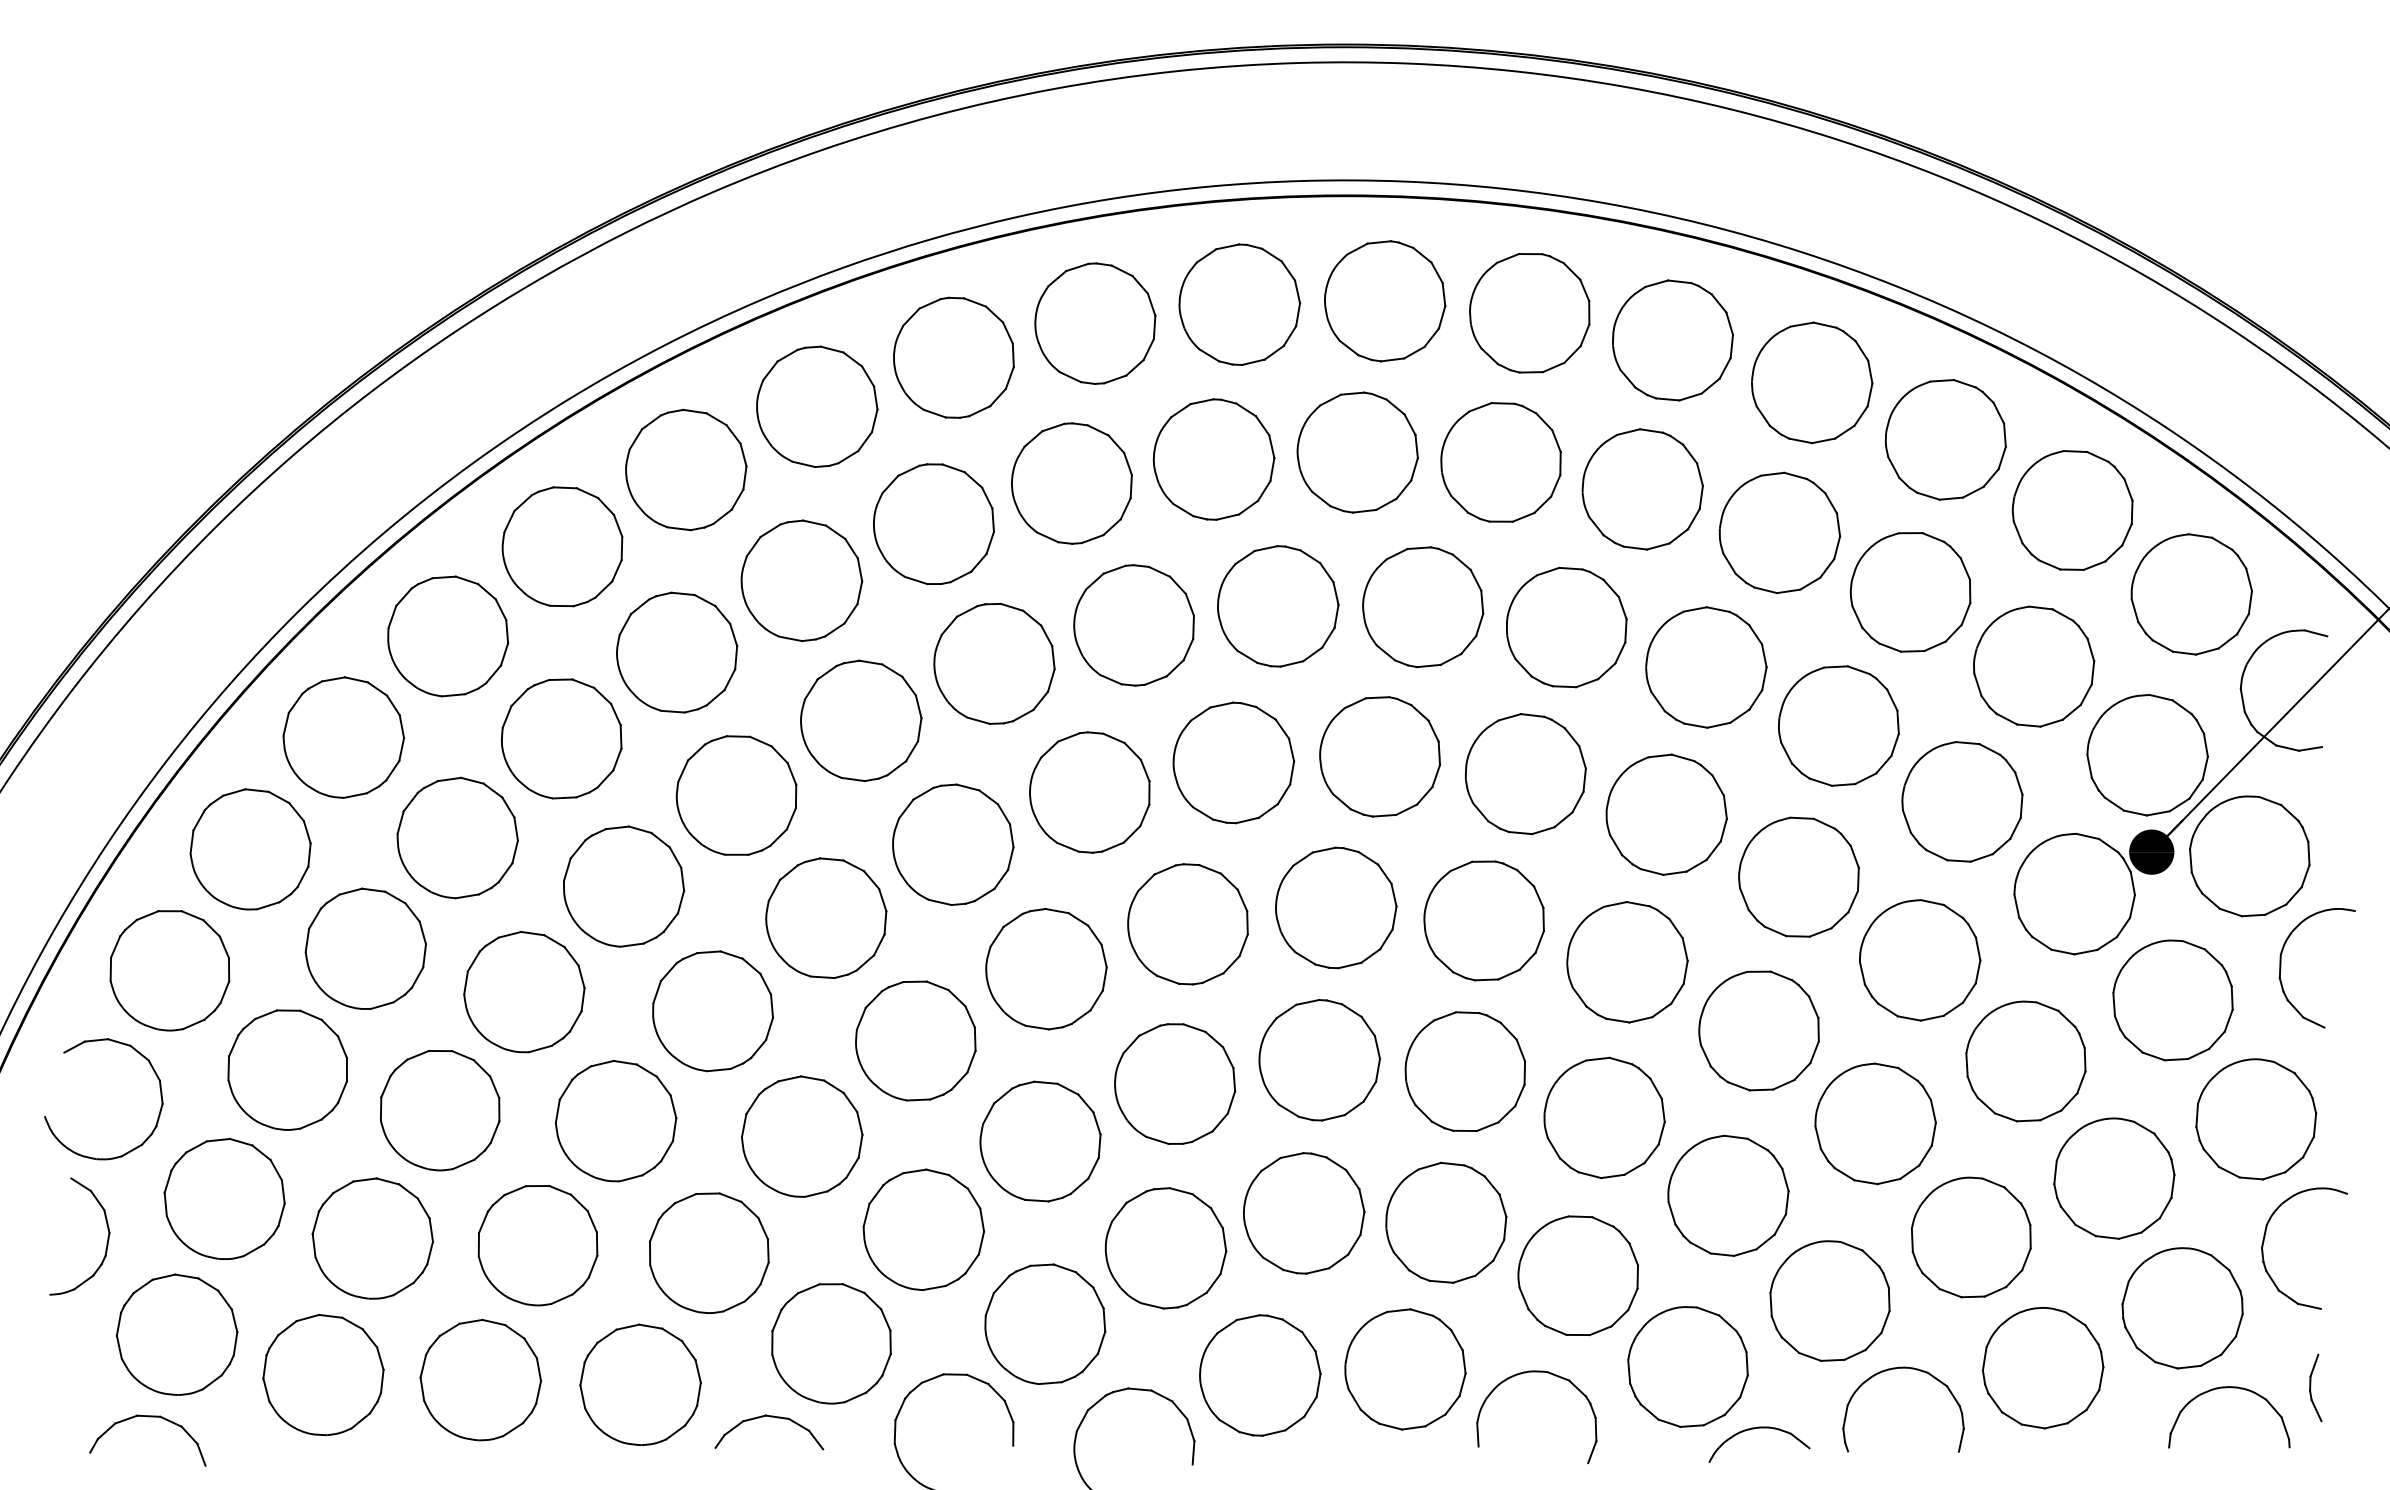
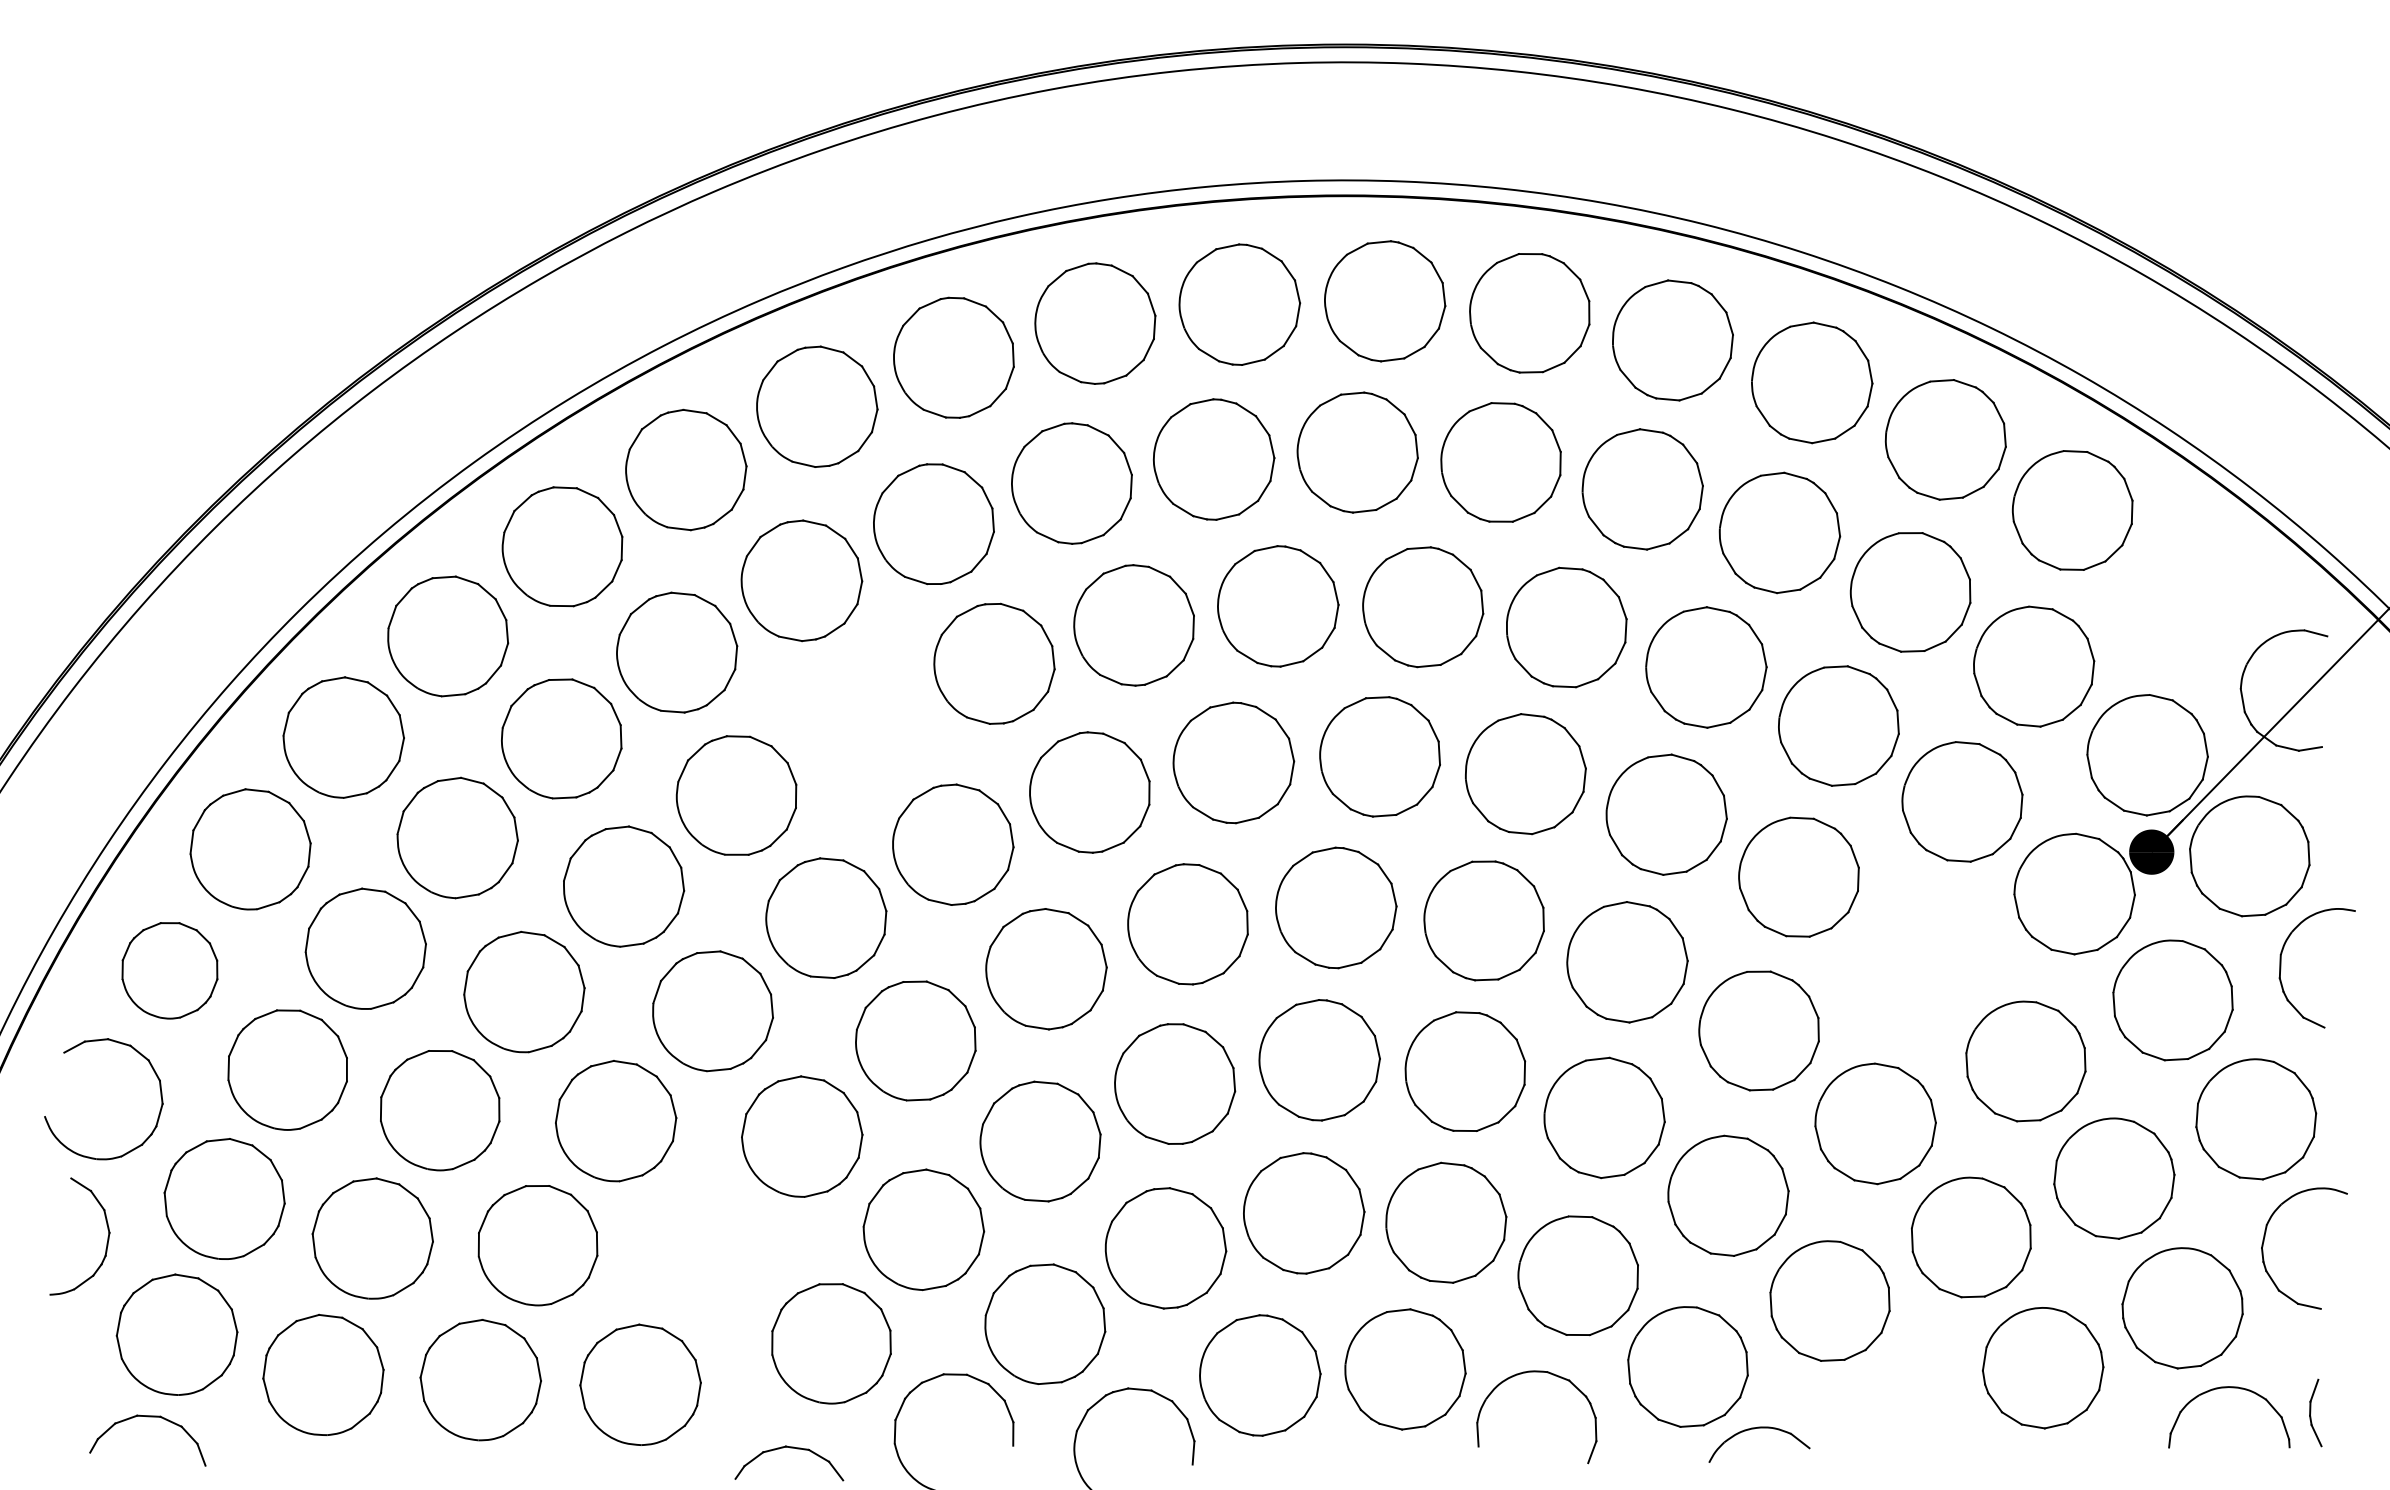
part: present -> none (2191, 594)
part: present -> none (861, 720)
part: present -> none (1919, 960)
part size: 122x122 px -> 98x98 px (169, 970)
part: present -> none (709, 1252)
part: present -> none (1895, 1369)
part position: (2315, 1387) -> (2315, 1412) (2315, 1412)
part position: (770, 1417) -> (790, 1448) (790, 1448)
